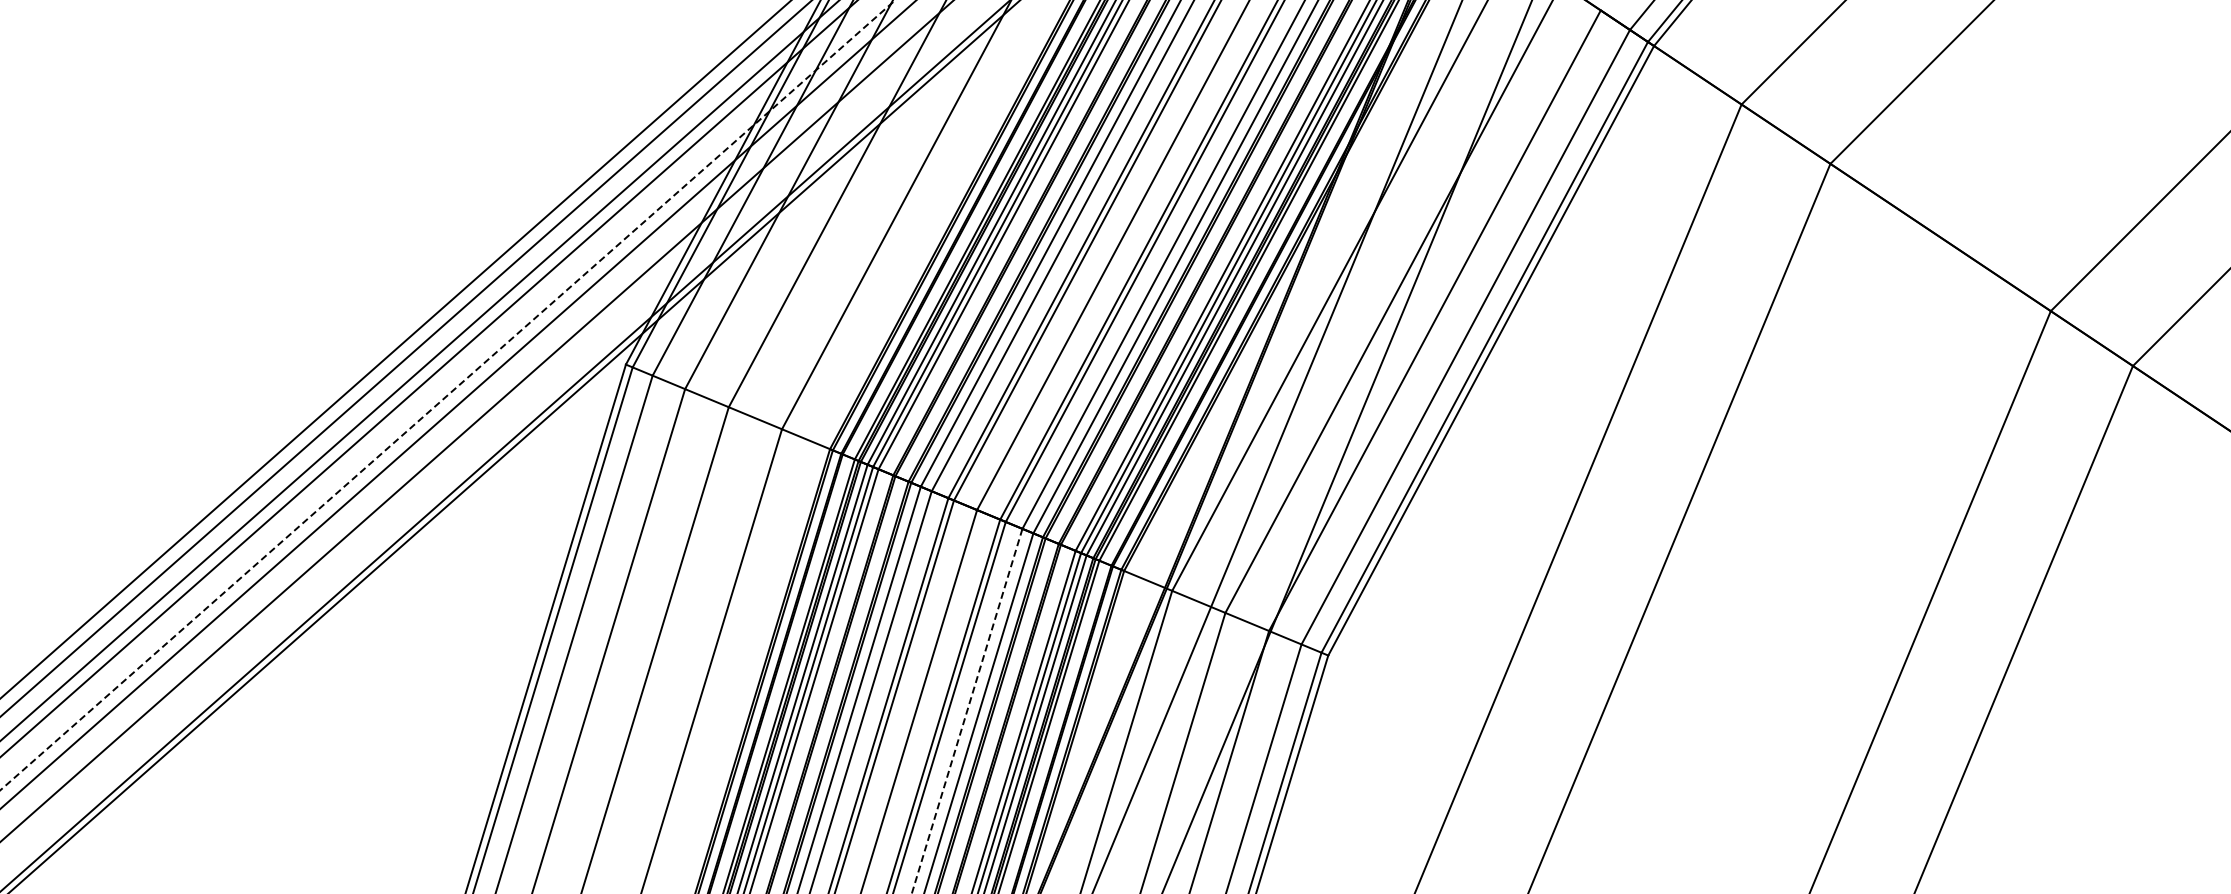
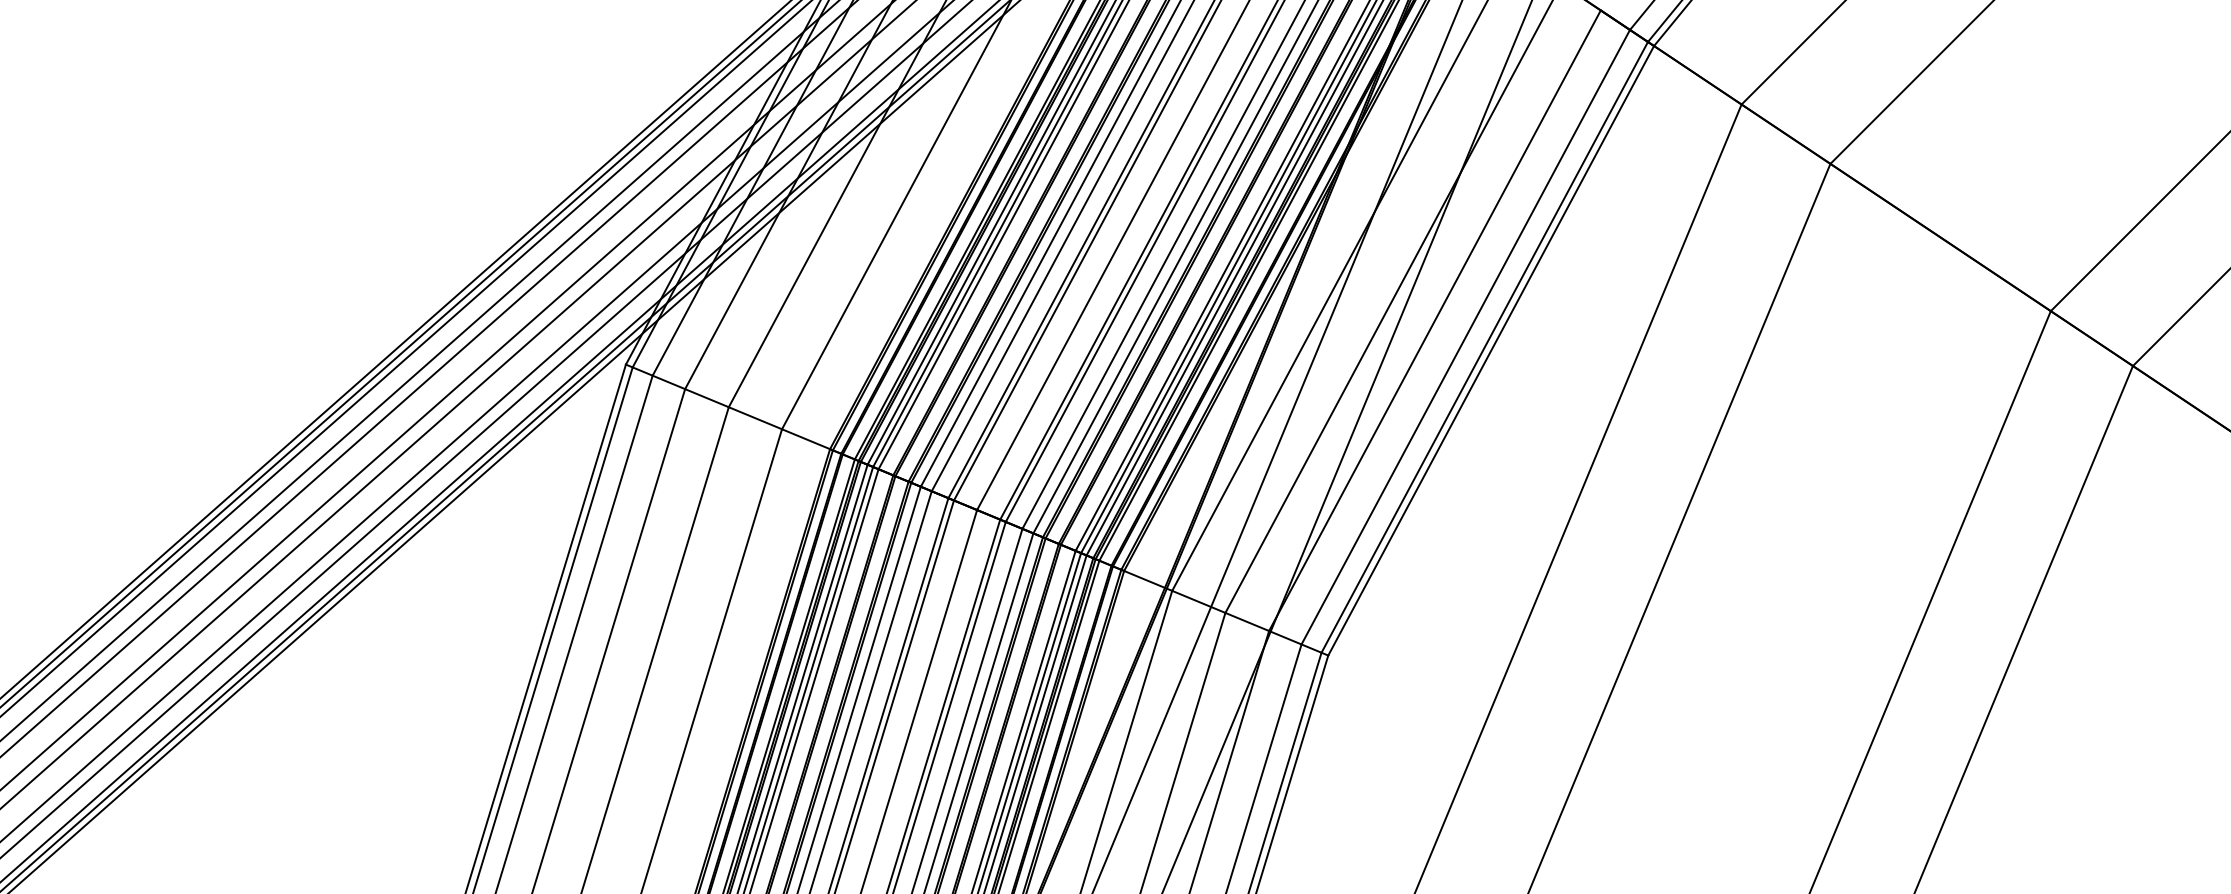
line: none -> present (400, 353)
line: dashed -> solid (448, 395)
line: none -> present (485, 429)
line: none -> present (499, 441)
line: dashed -> solid (967, 711)
